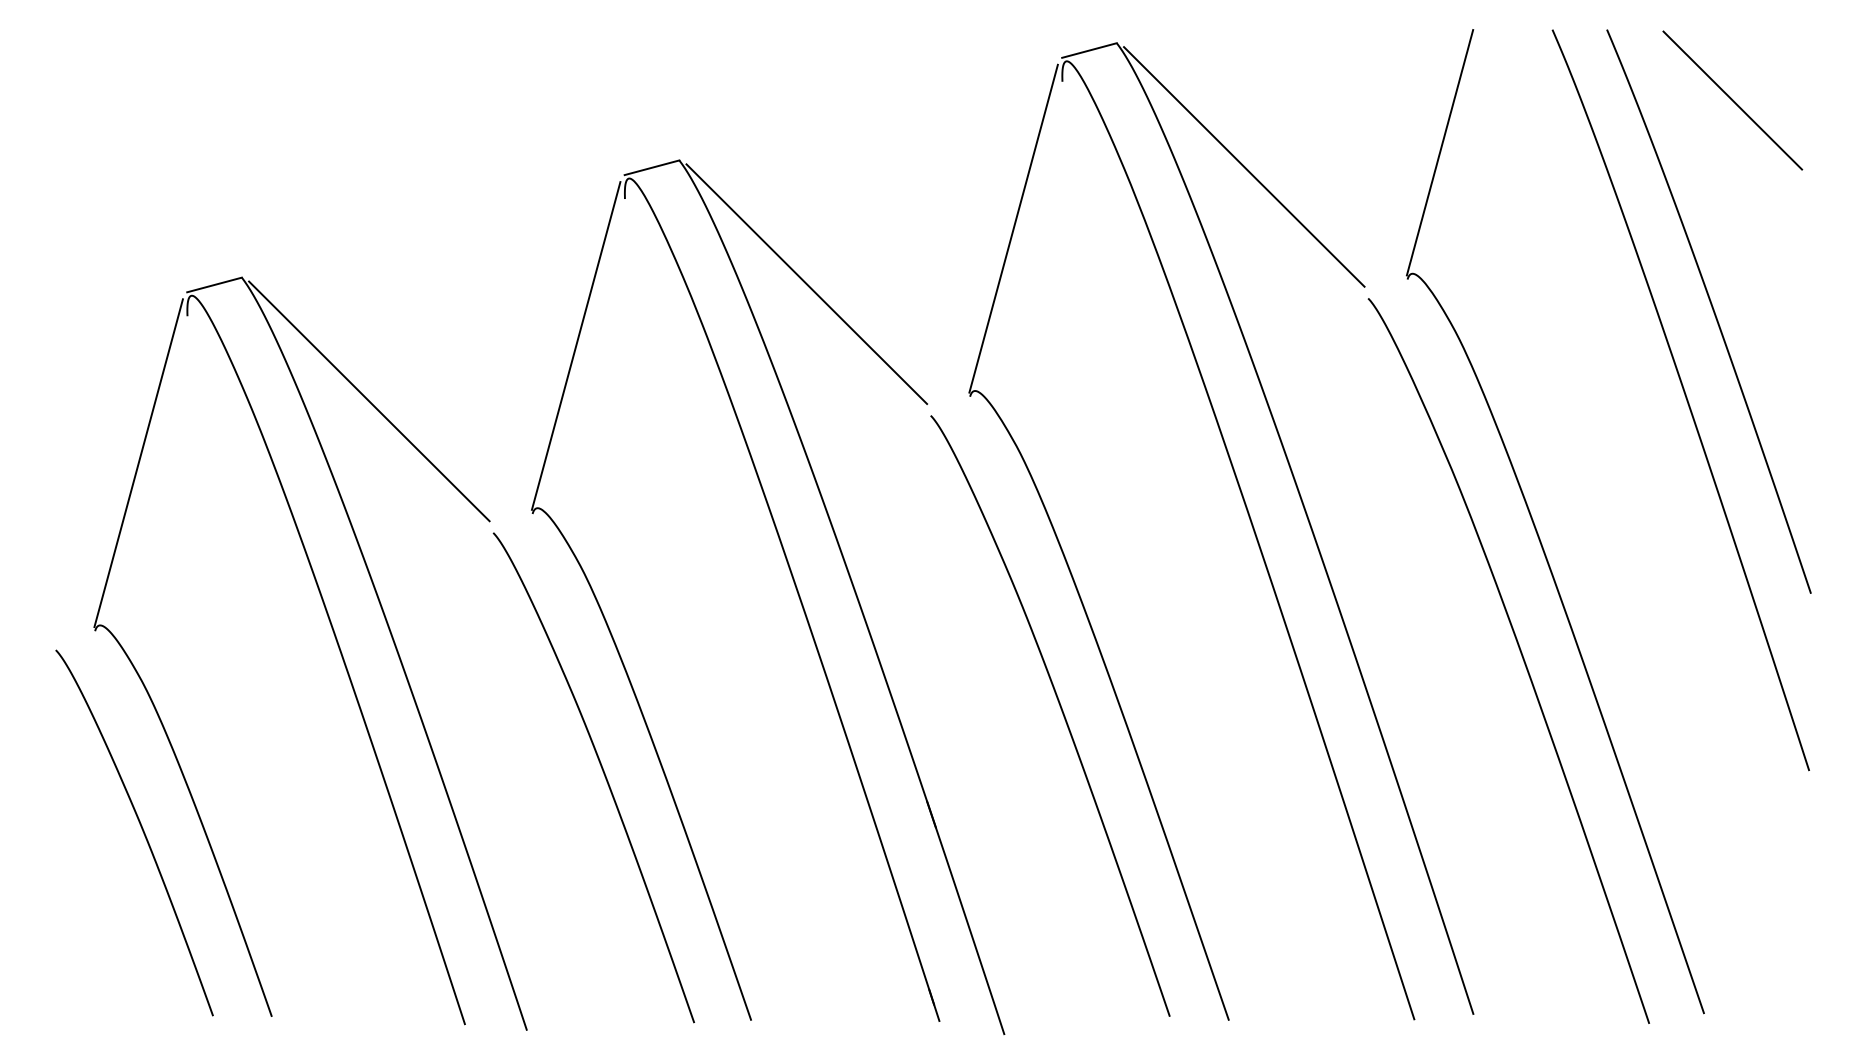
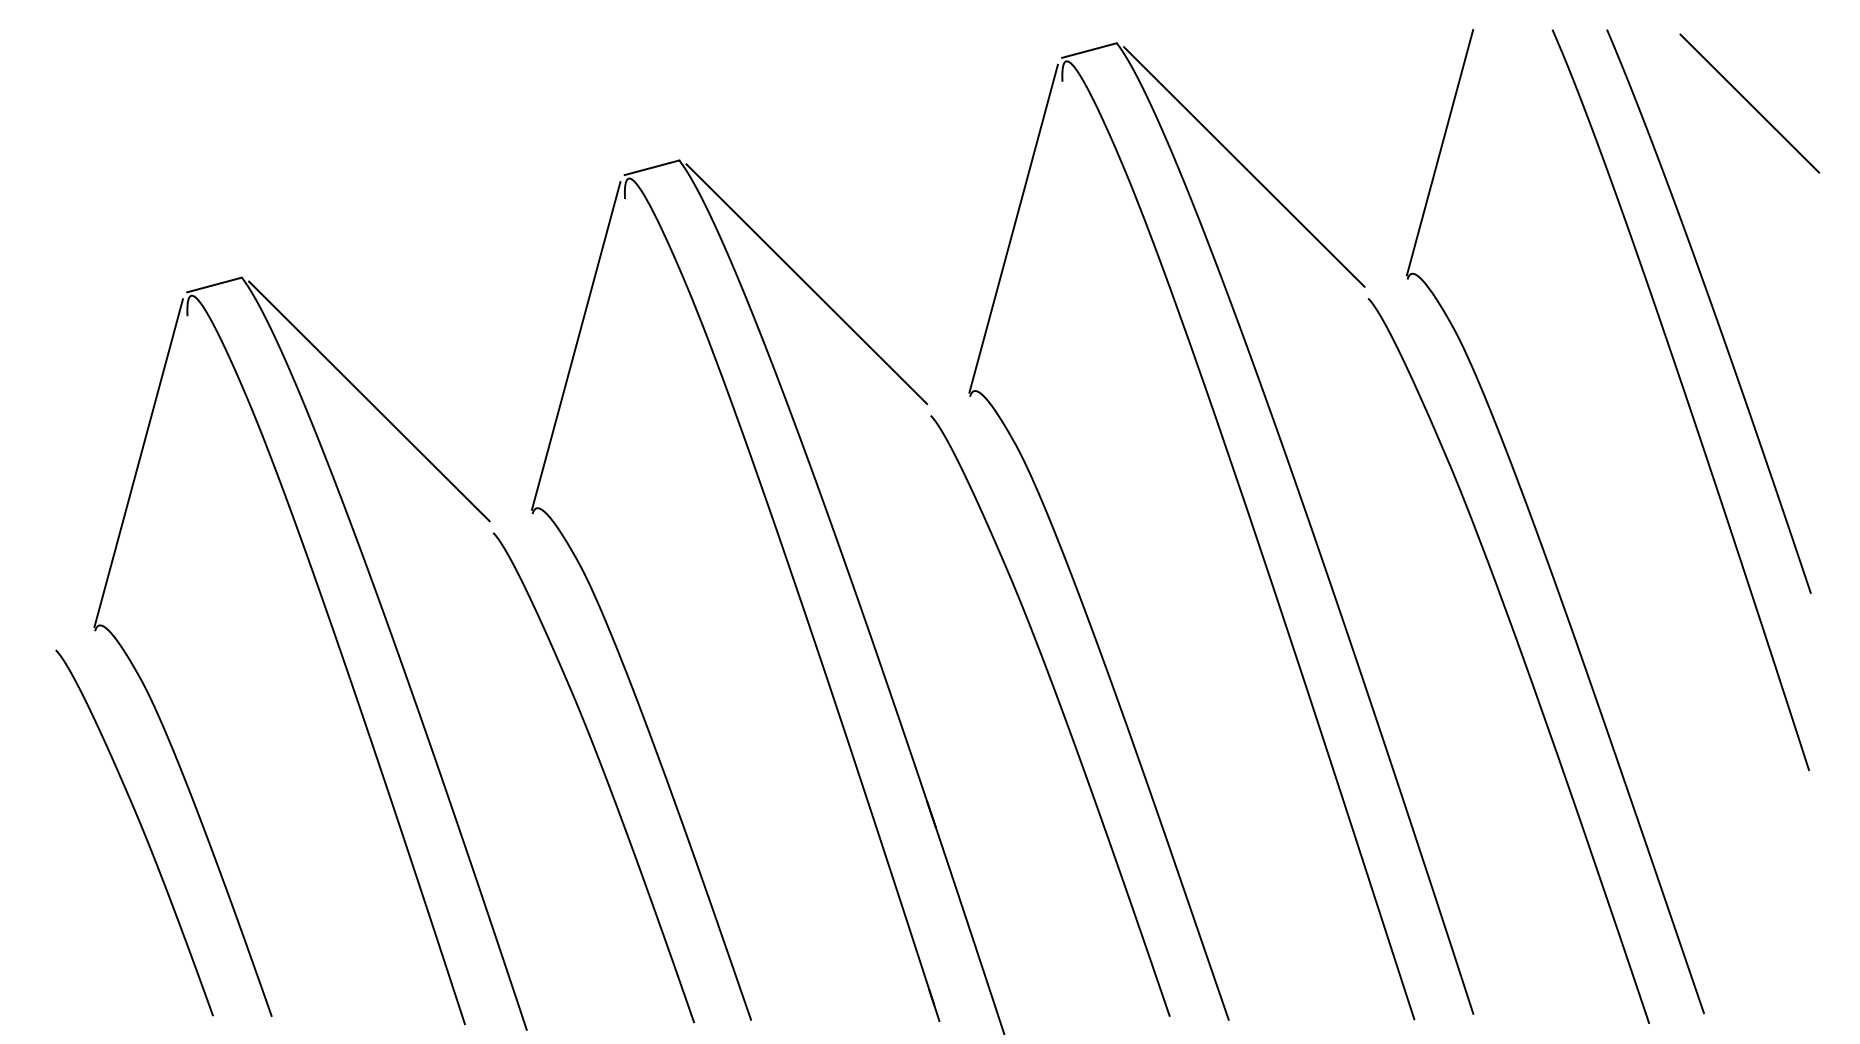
line position: (1732, 100) -> (1749, 103) (1749, 103)
